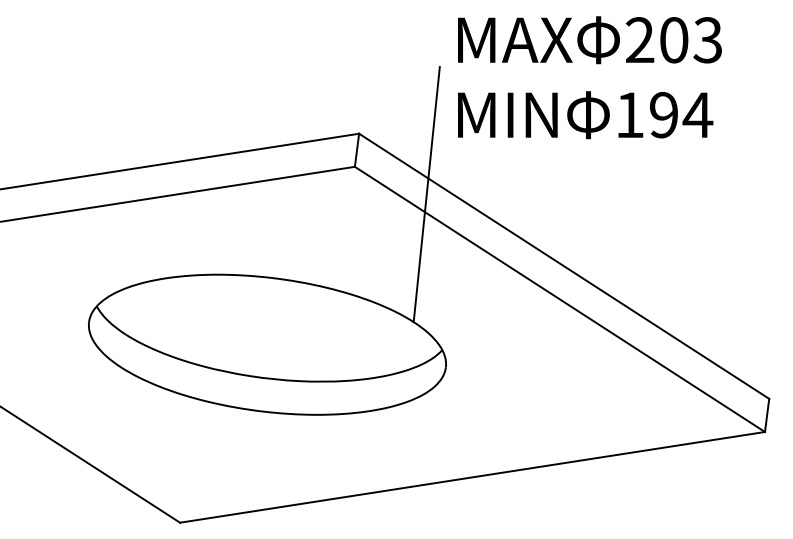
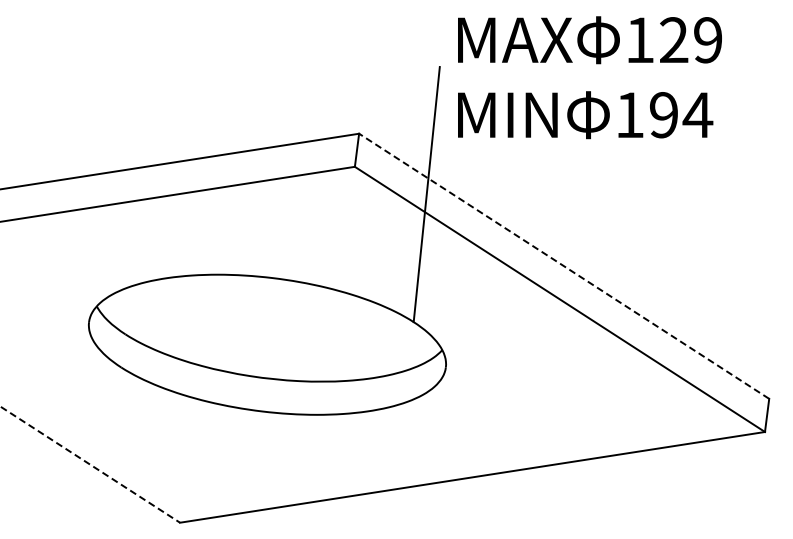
text: 203 -> 129 (673, 40)
line: solid -> dashed (563, 266)
line: solid -> dashed (90, 464)
